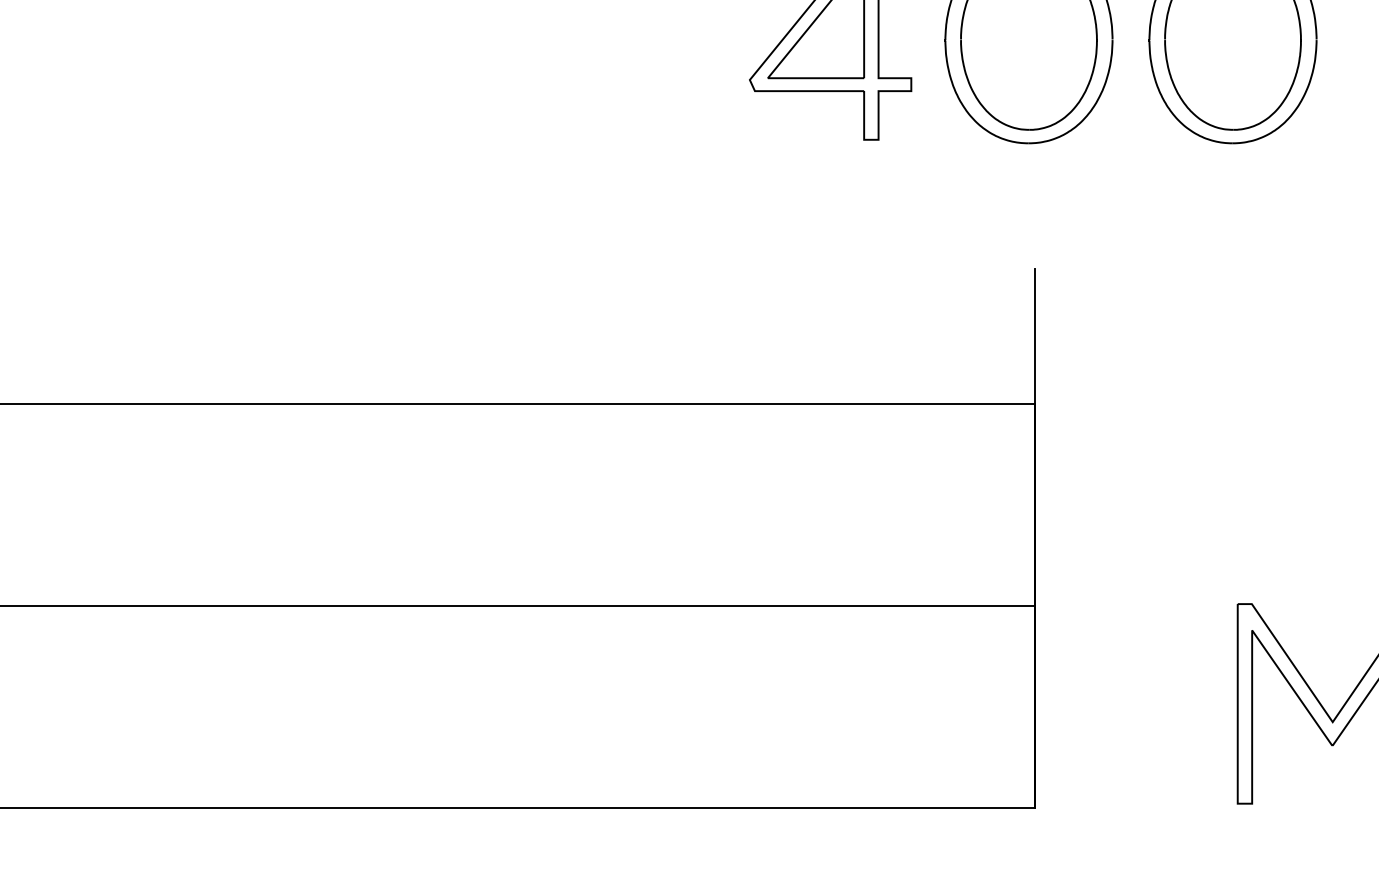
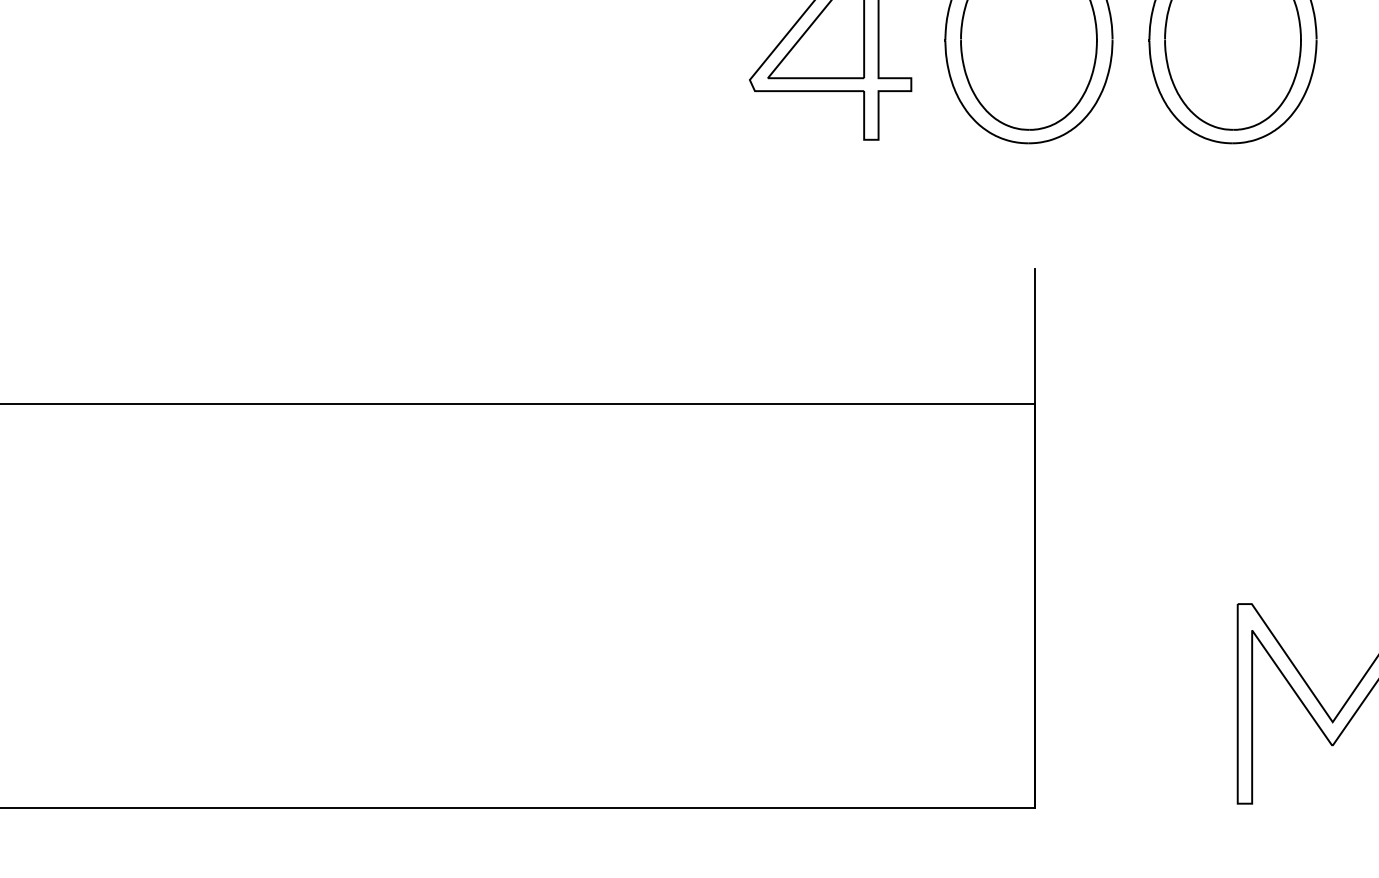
line: present -> none (518, 606)
